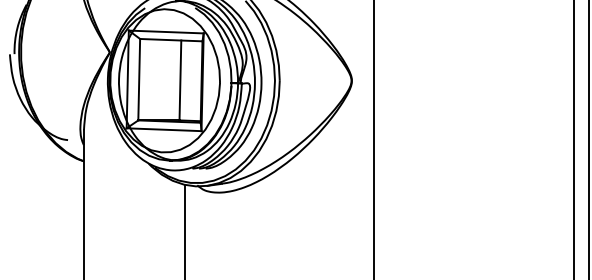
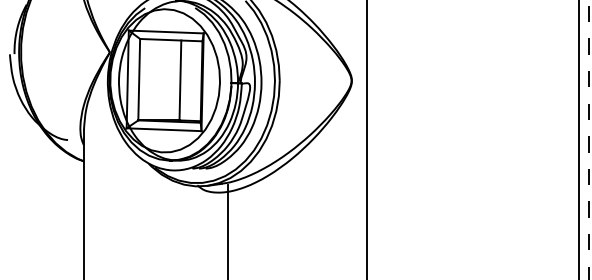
line position: (373, 139) -> (366, 139) (366, 139)
line position: (574, 139) -> (579, 139) (579, 139)
line: solid -> dashed (589, 140)
line position: (184, 230) -> (227, 230) (227, 230)
